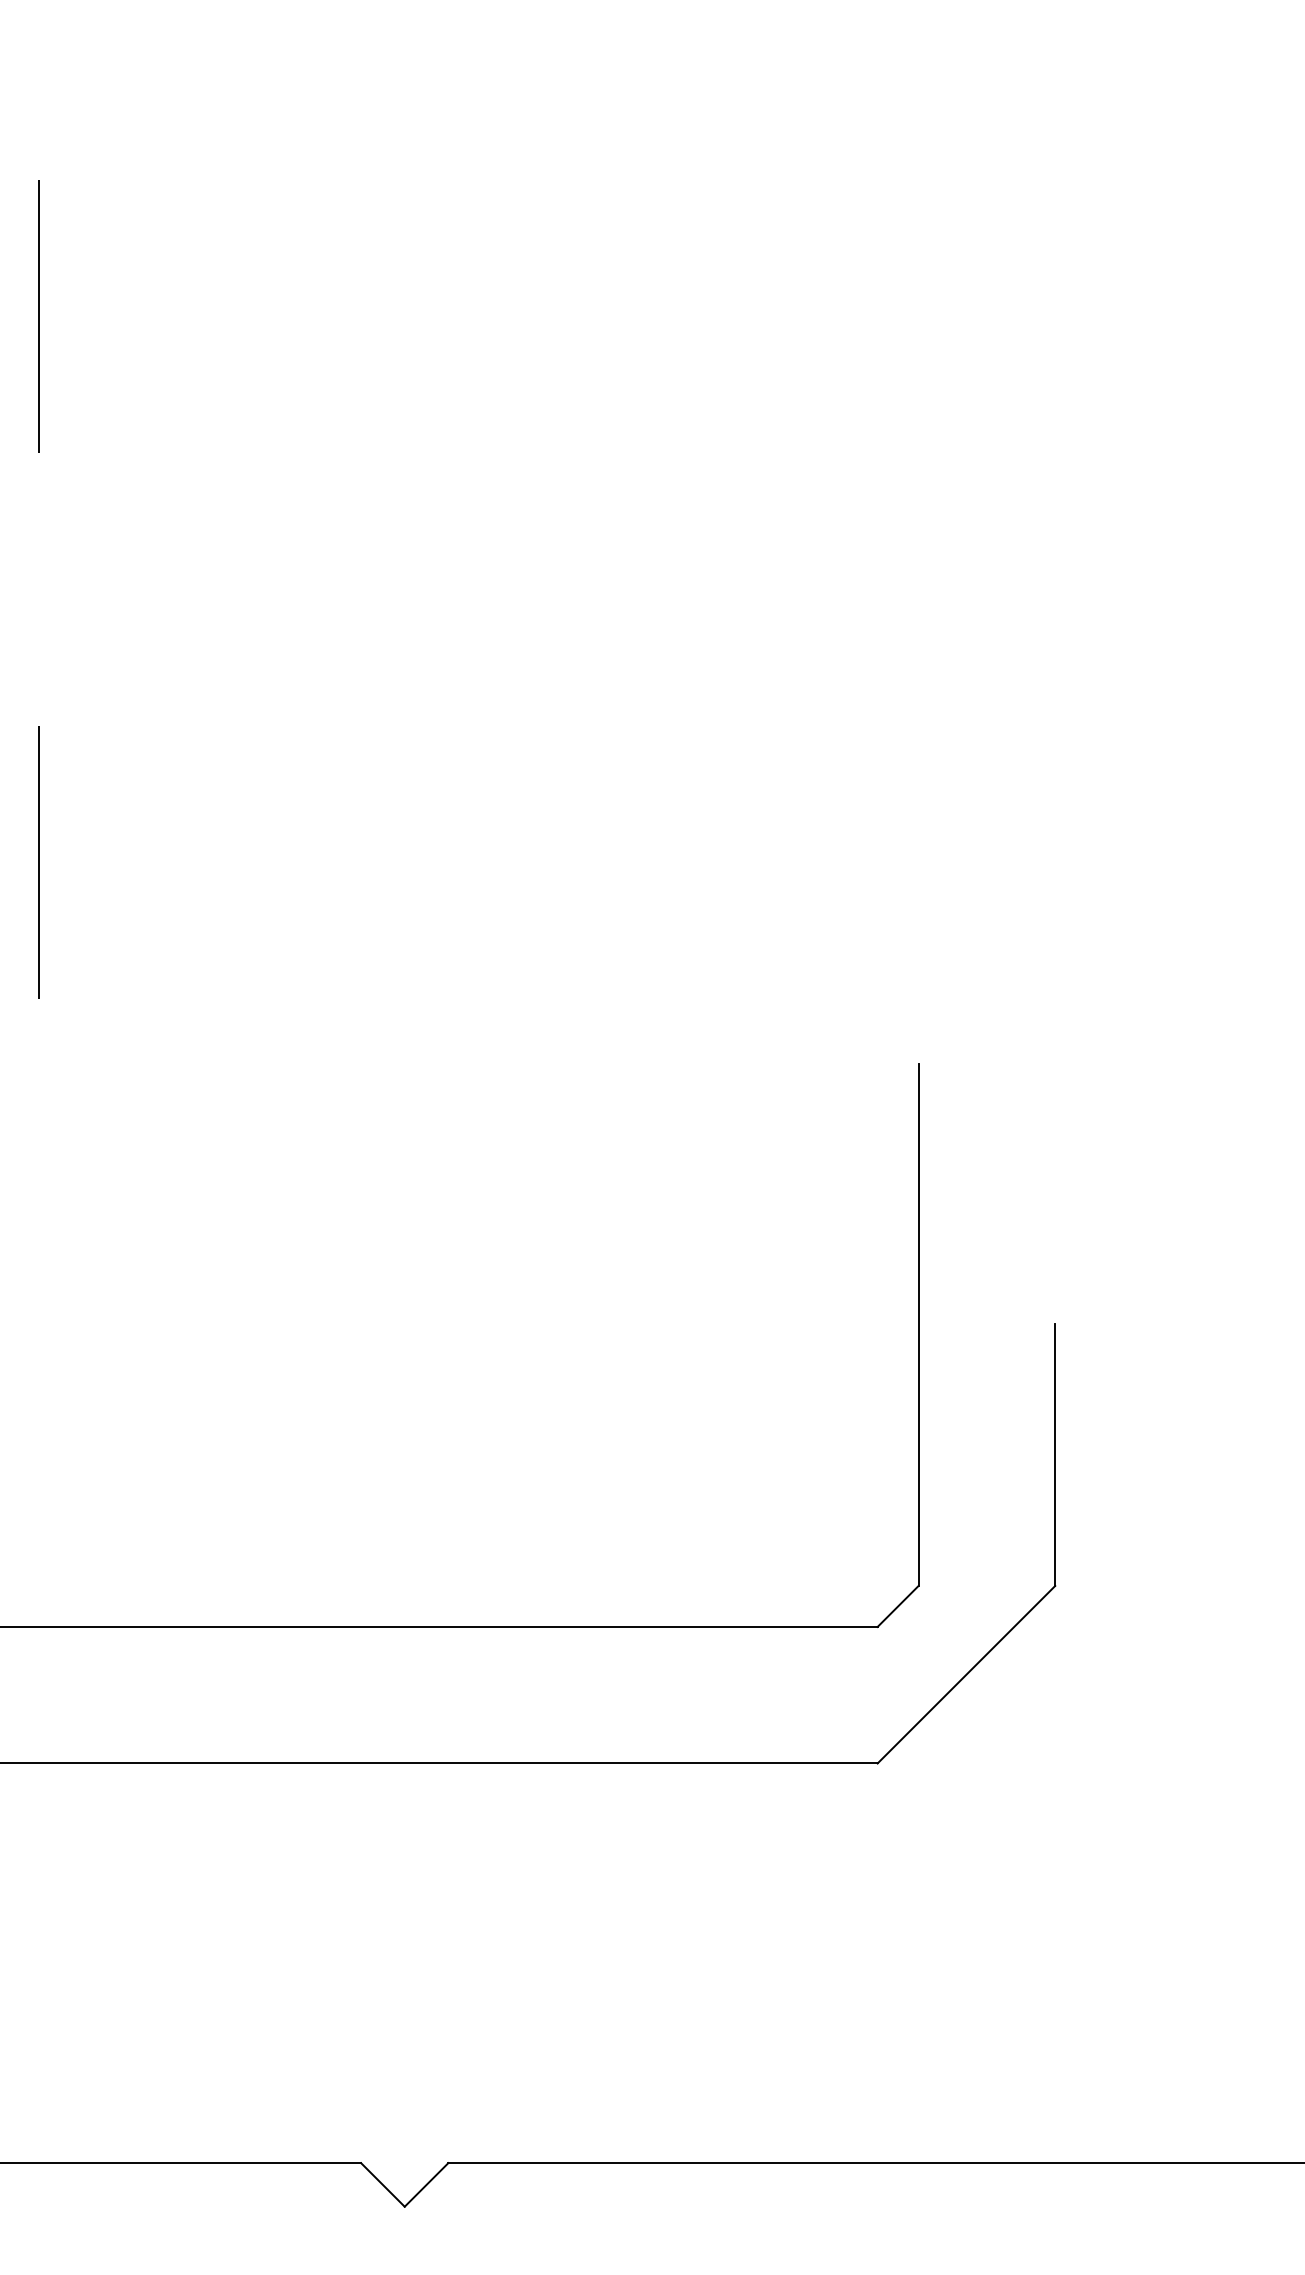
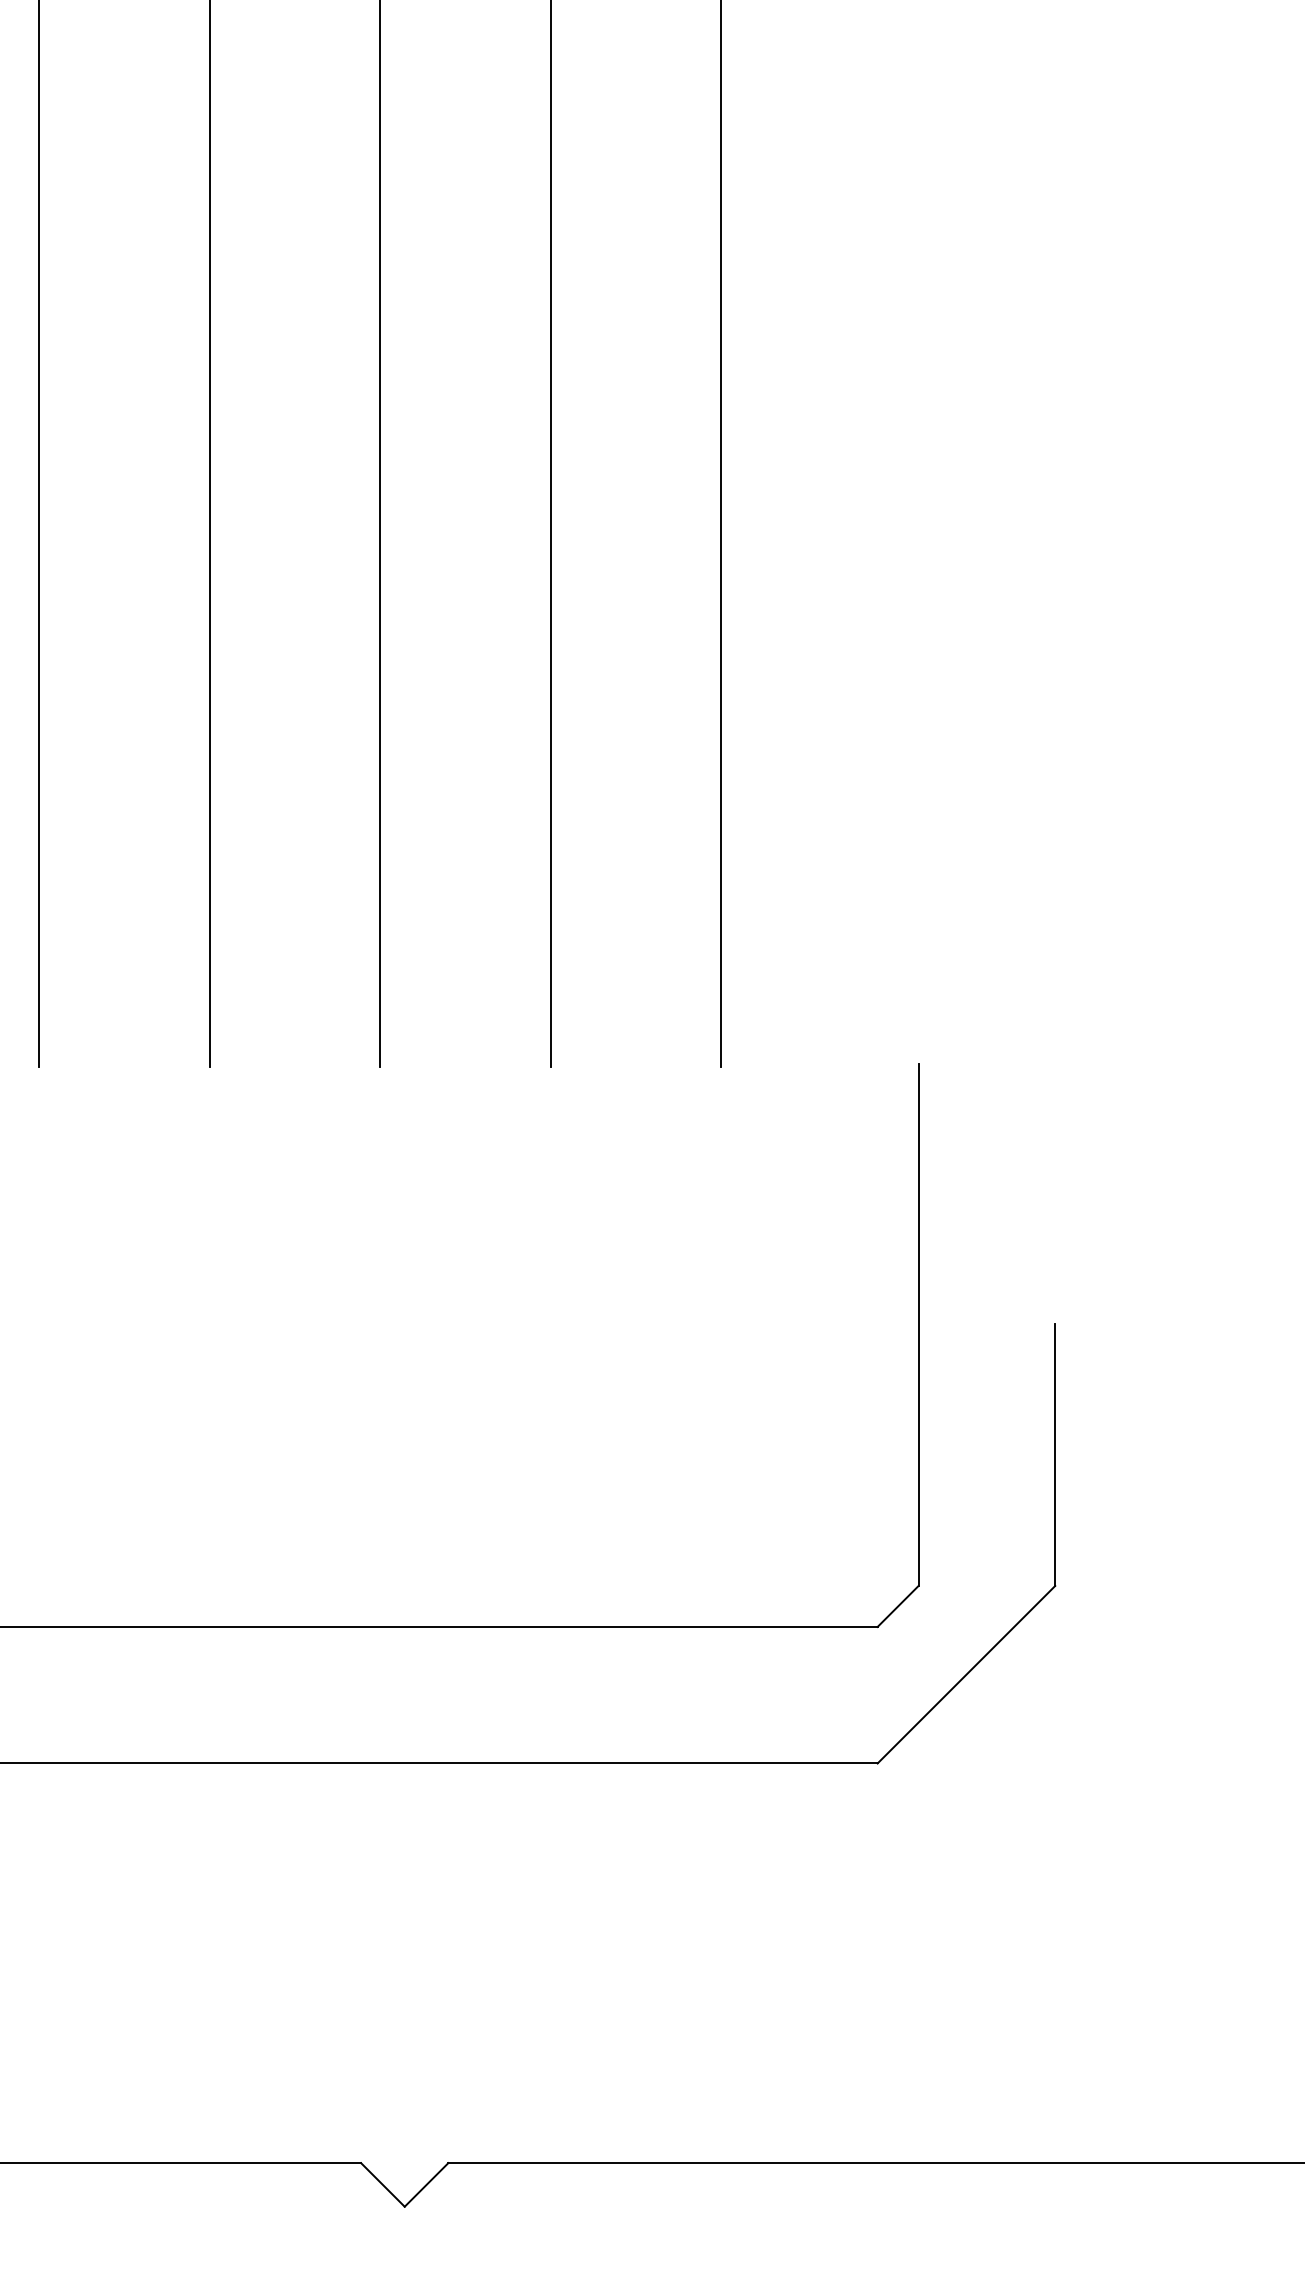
line: dashed -> solid (39, 534)
line: none -> present (209, 534)
line: none -> present (380, 534)
line: none -> present (550, 534)
line: none -> present (721, 534)
